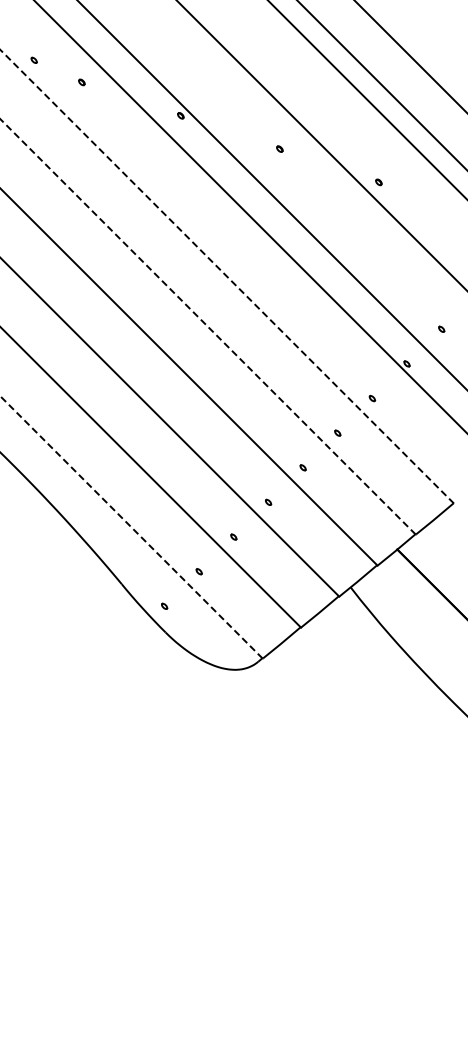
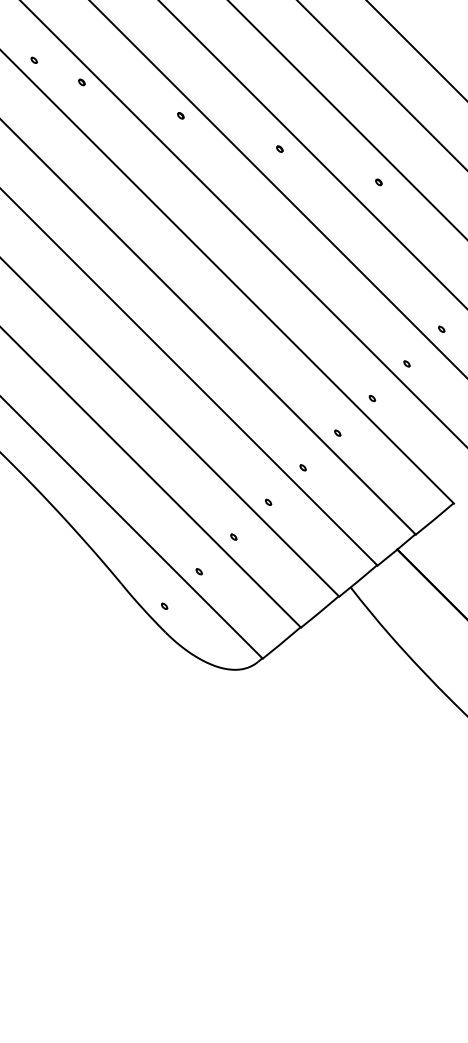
line position: (410, 56) -> (416, 50) (416, 50)
line position: (366, 99) -> (347, 119) (347, 119)
line position: (321, 145) -> (312, 154) (312, 154)
line position: (271, 194) -> (277, 188) (277, 188)
line position: (249, 216) -> (242, 223) (242, 223)
line: dashed -> solid (227, 276)
line: dashed -> solid (208, 326)
line: dashed -> solid (131, 527)
